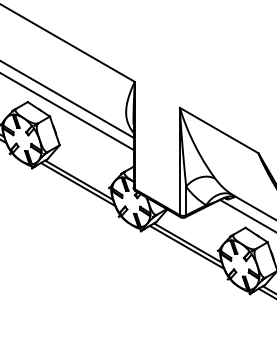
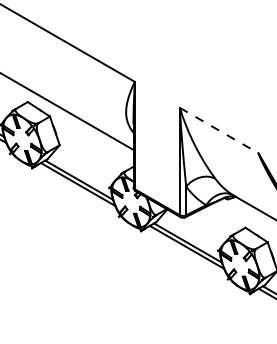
line: present -> none (67, 99)
line: solid -> dashed (219, 130)
line: present -> none (246, 215)
